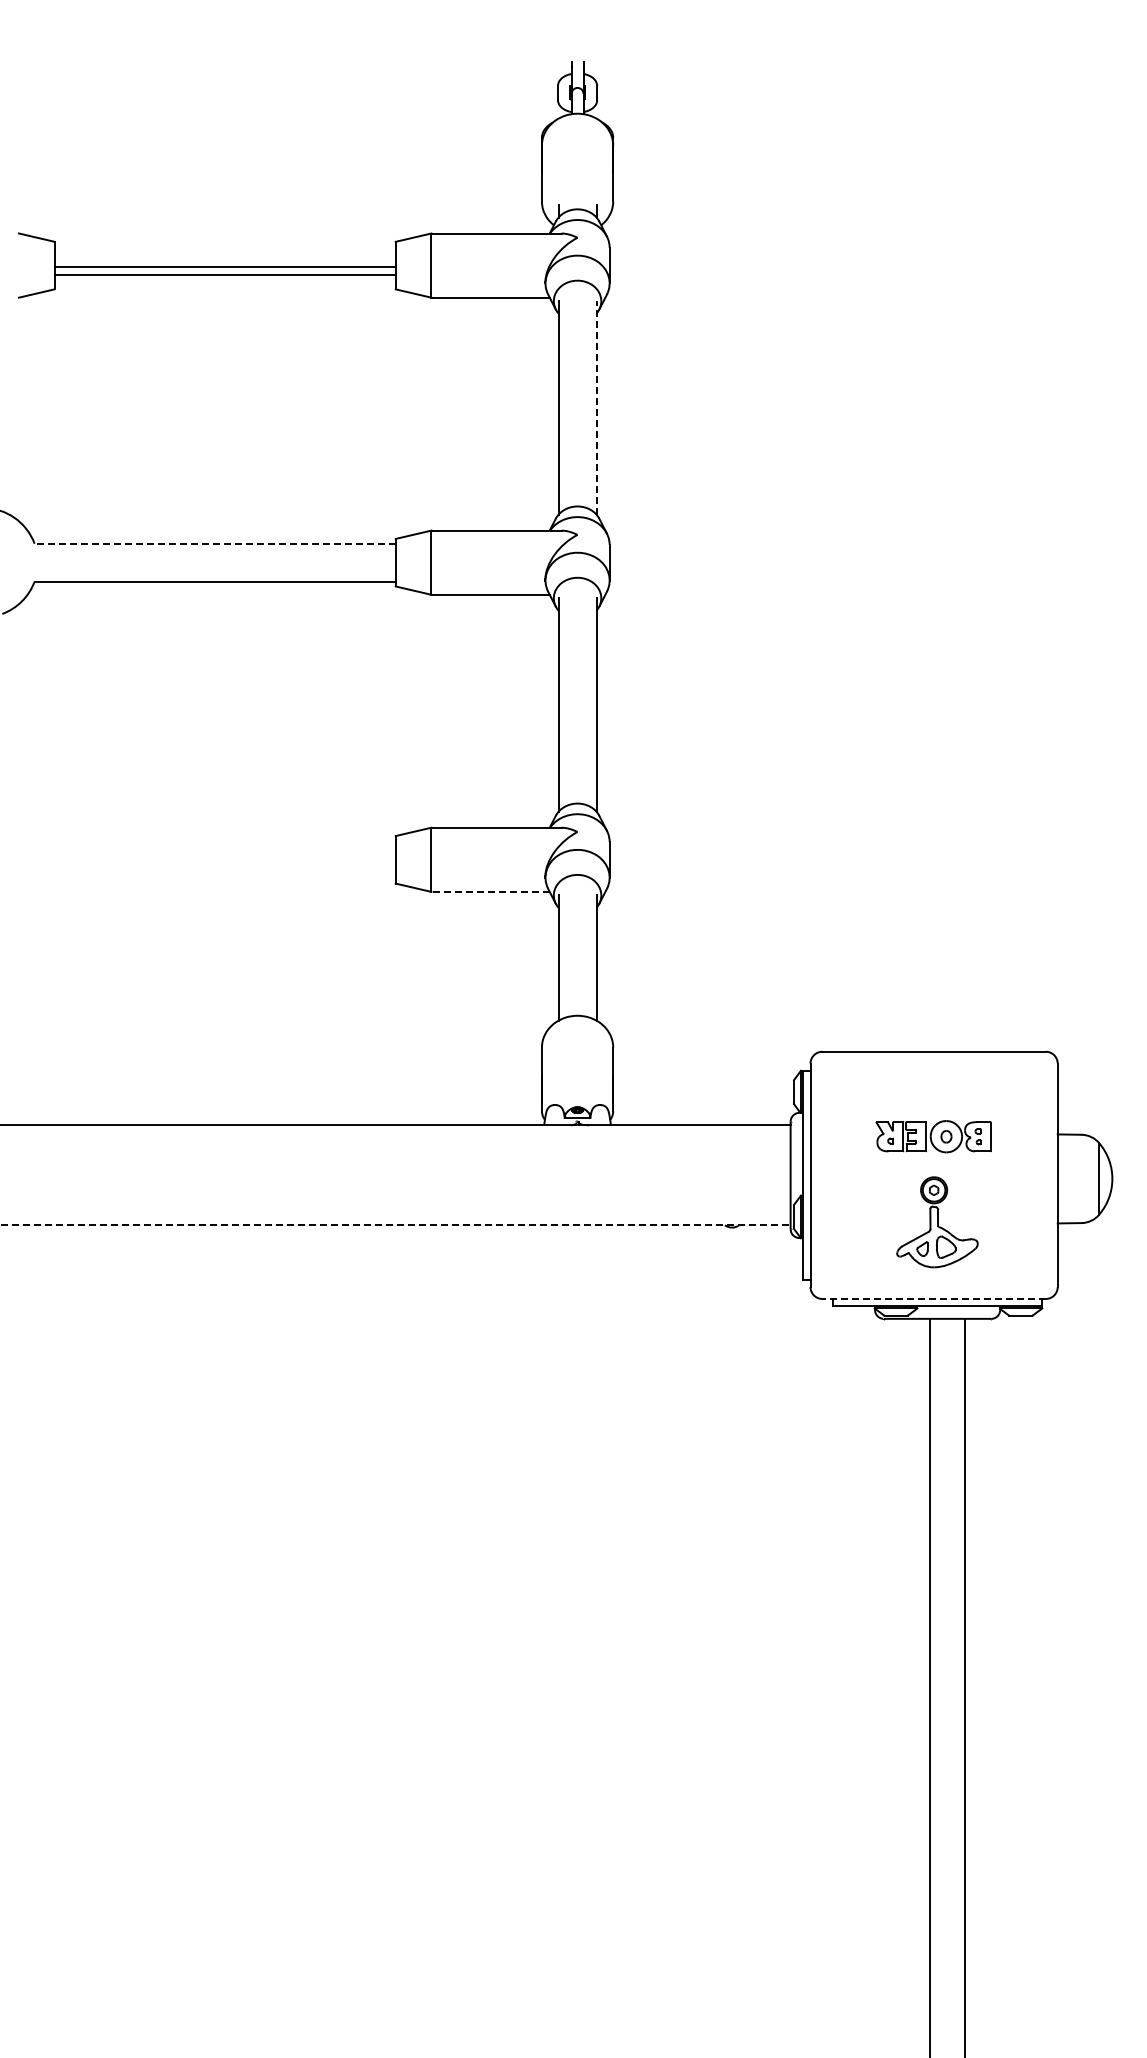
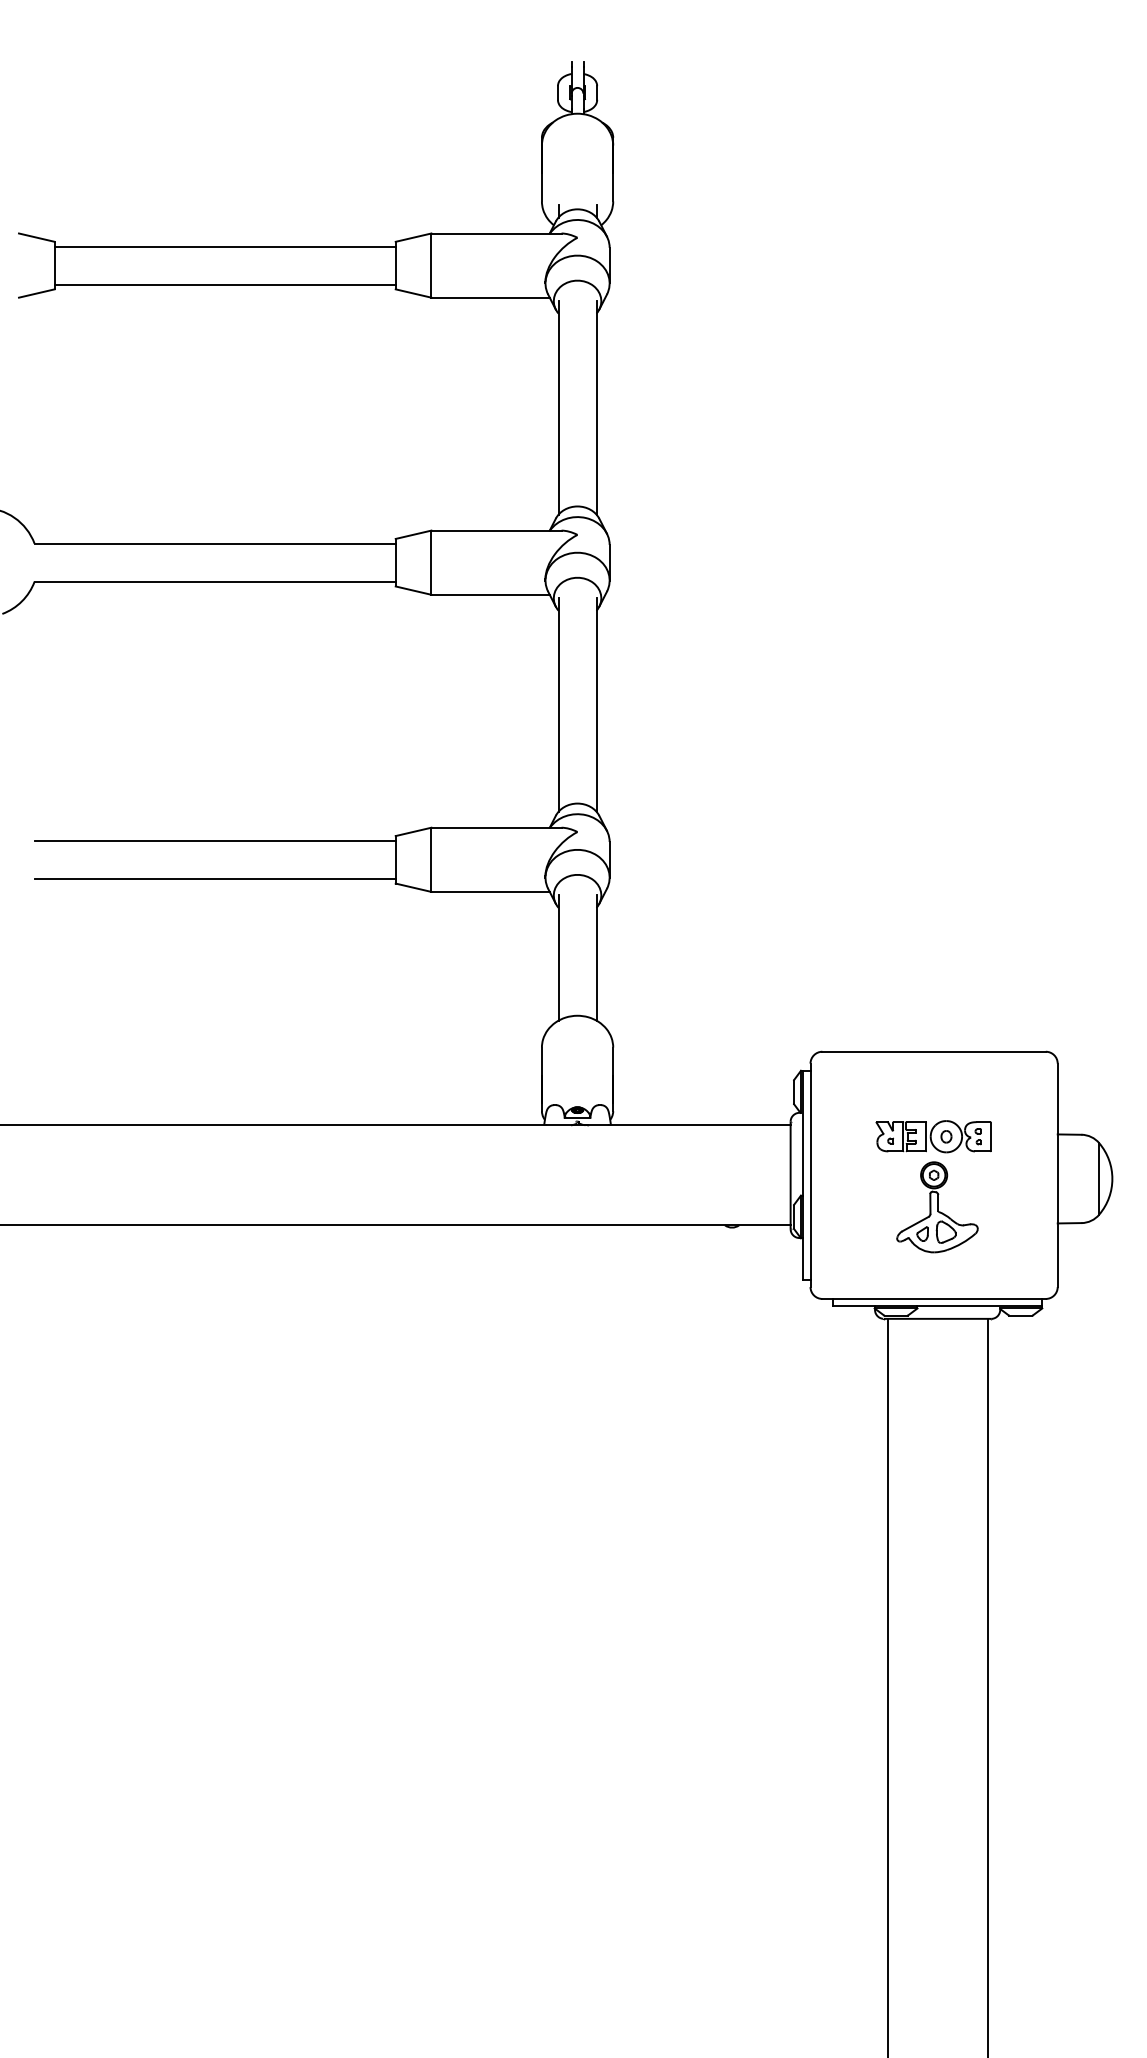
line position: (224, 266) -> (224, 284) (224, 284)
line position: (224, 274) -> (224, 246) (224, 246)
line: dashed -> solid (596, 407)
line: dashed -> solid (215, 543)
line: none -> present (214, 840)
line: none -> present (214, 878)
line: dashed -> solid (490, 891)
part position: (937, 1222) -> (937, 1207) (937, 1207)
line: dashed -> solid (395, 1225)
line: dashed -> solid (934, 1298)
line position: (929, 1686) -> (887, 1686) (887, 1686)
line position: (964, 1686) -> (987, 1686) (987, 1686)
